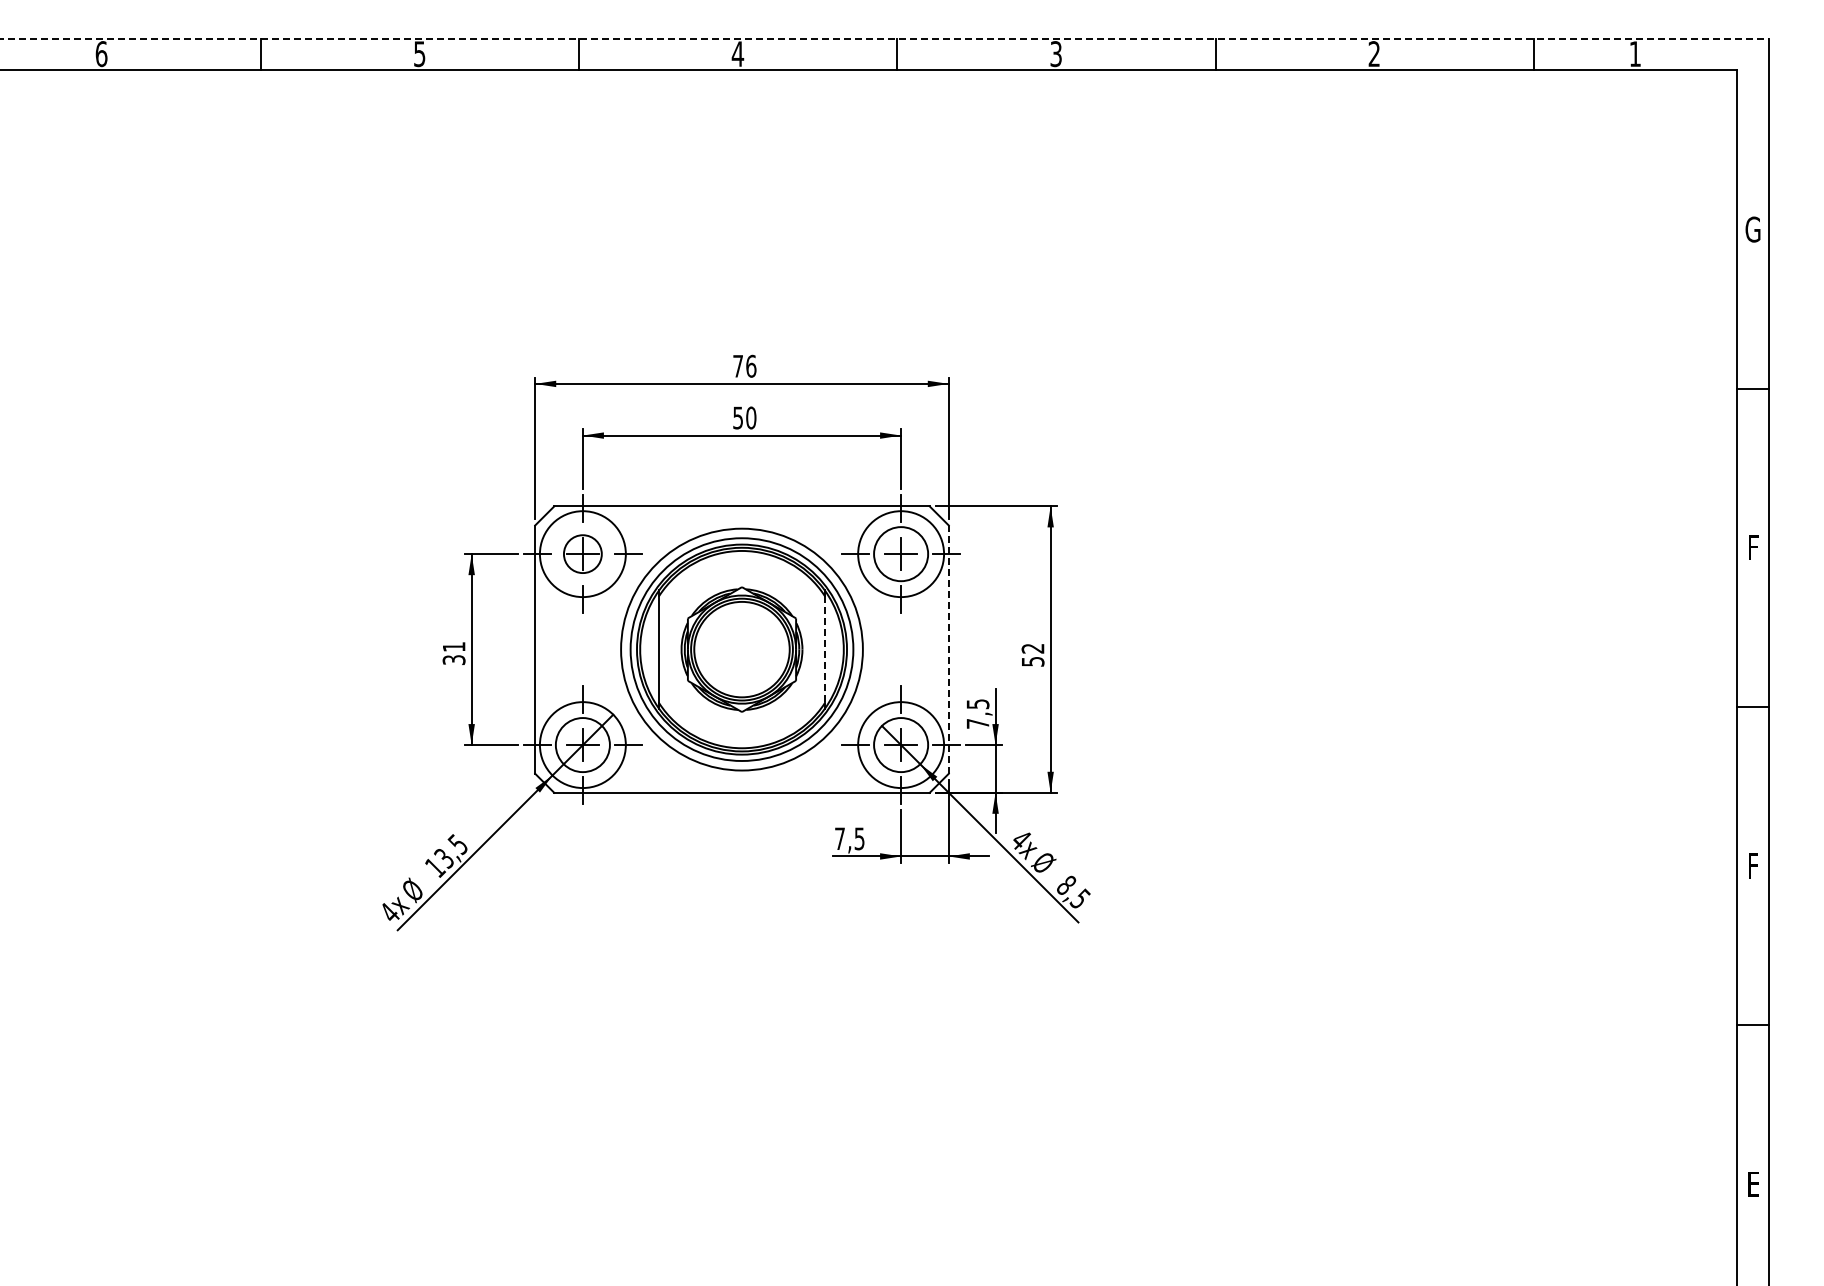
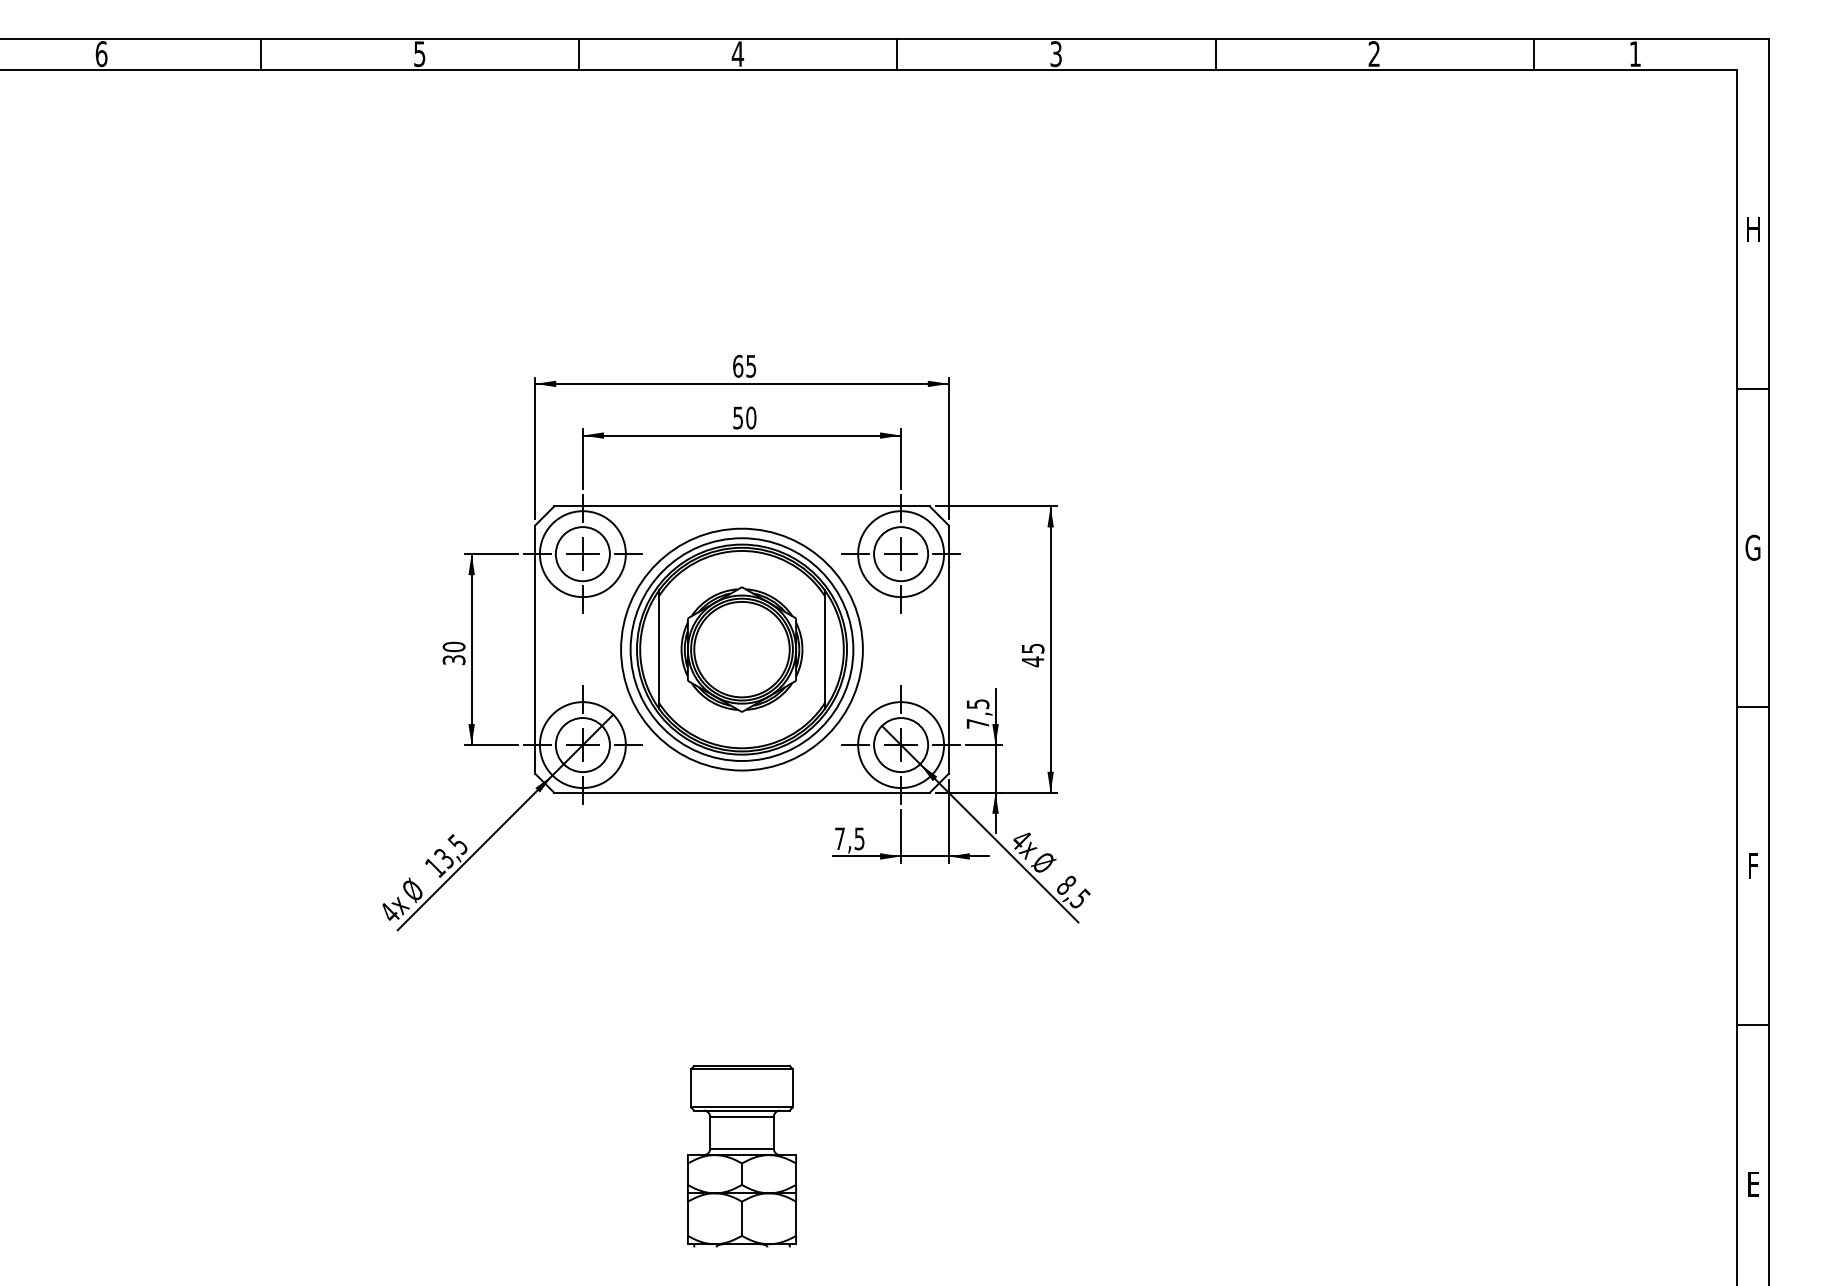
line: dashed -> solid (885, 38)
text: G -> H (1752, 229)
text: 76 -> 65 (744, 365)
text: F -> G (1752, 547)
circle diameter: 38 px -> 54 px (582, 554)
text: 31 -> 30 (453, 646)
line: dashed -> solid (824, 649)
line: dashed -> solid (948, 649)
text: 52 -> 45 (1032, 655)
part: none -> present (741, 1156)
